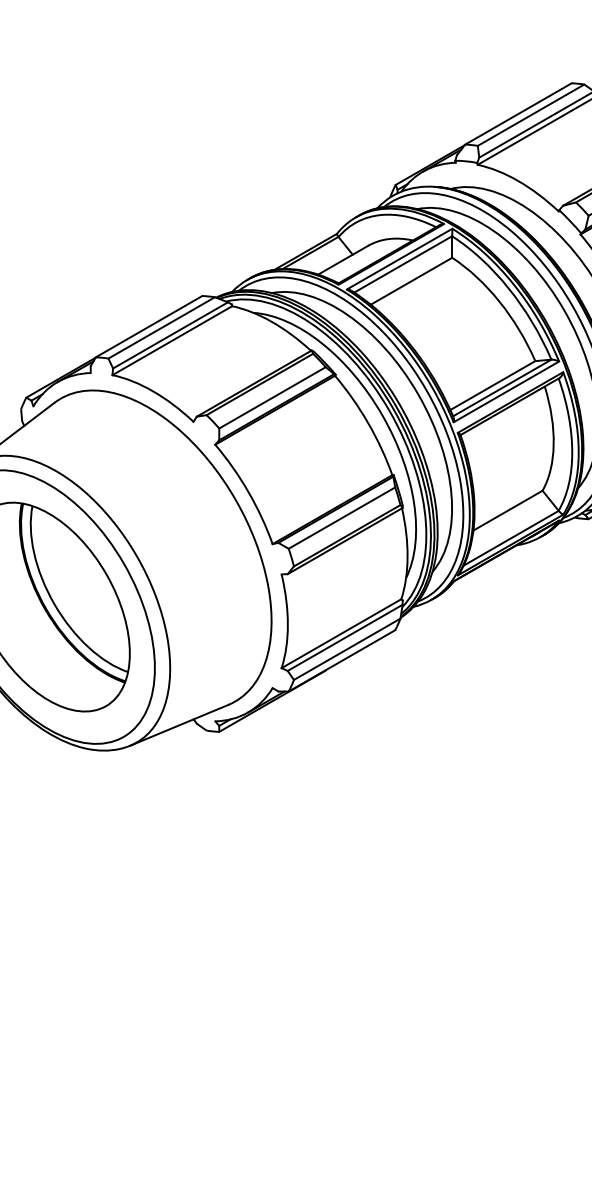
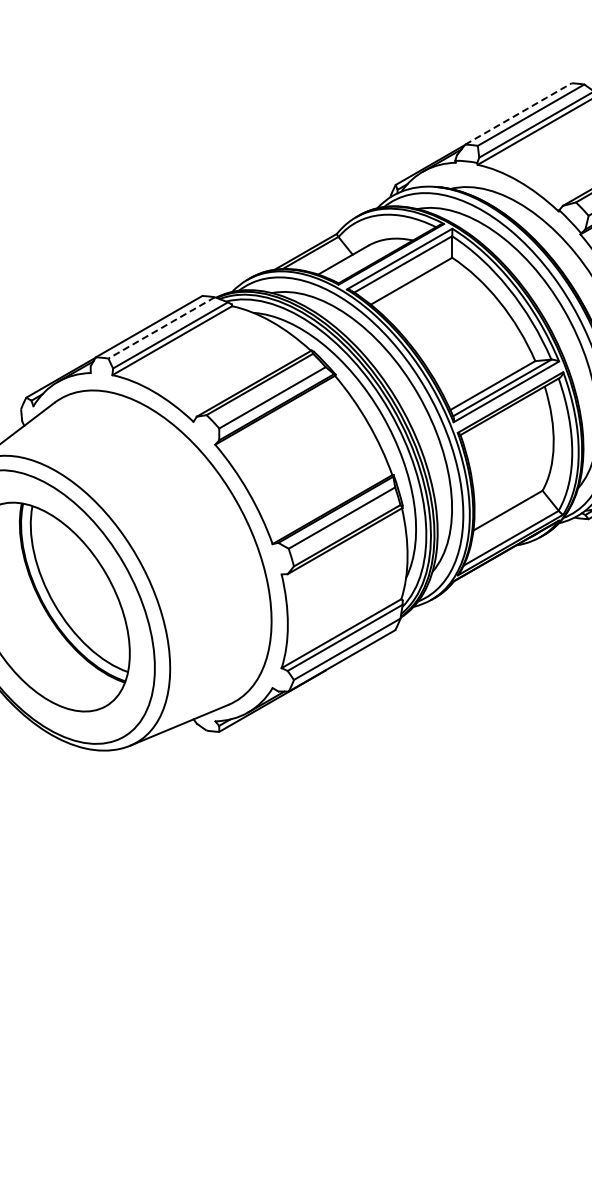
line: solid -> dashed (518, 113)
line: solid -> dashed (161, 328)
